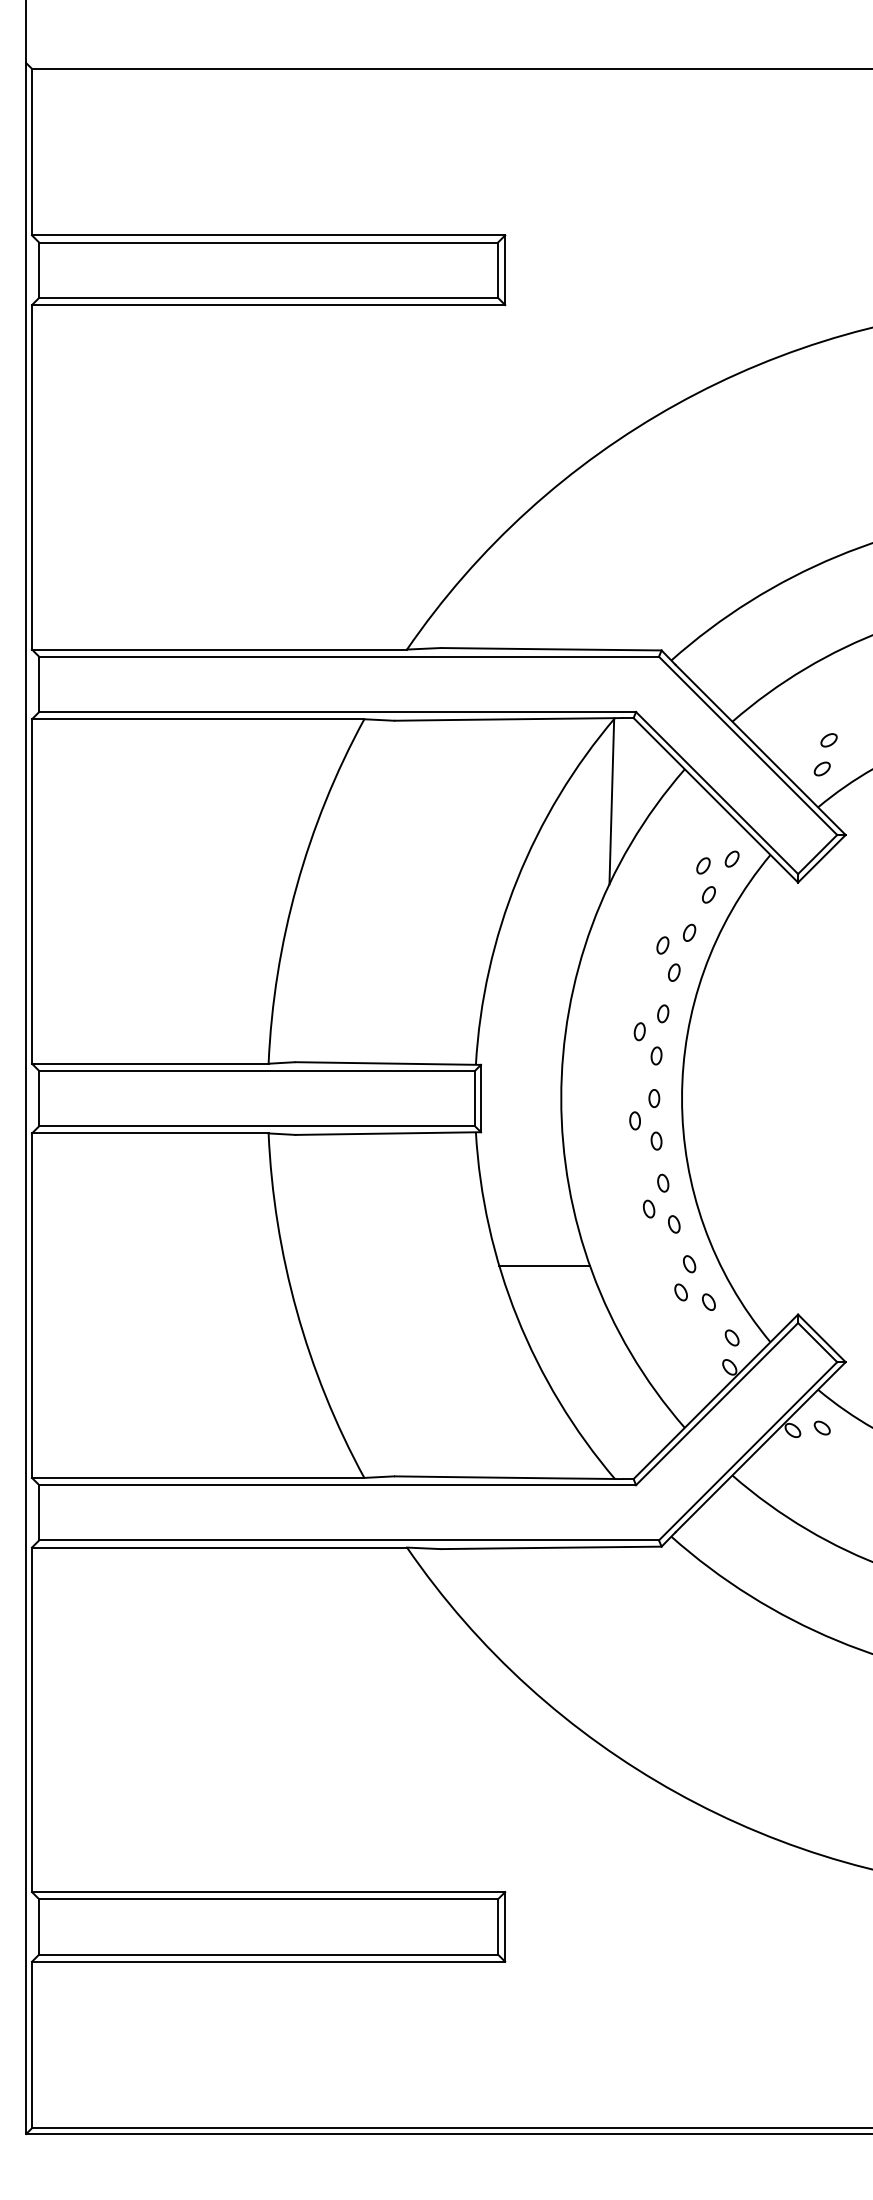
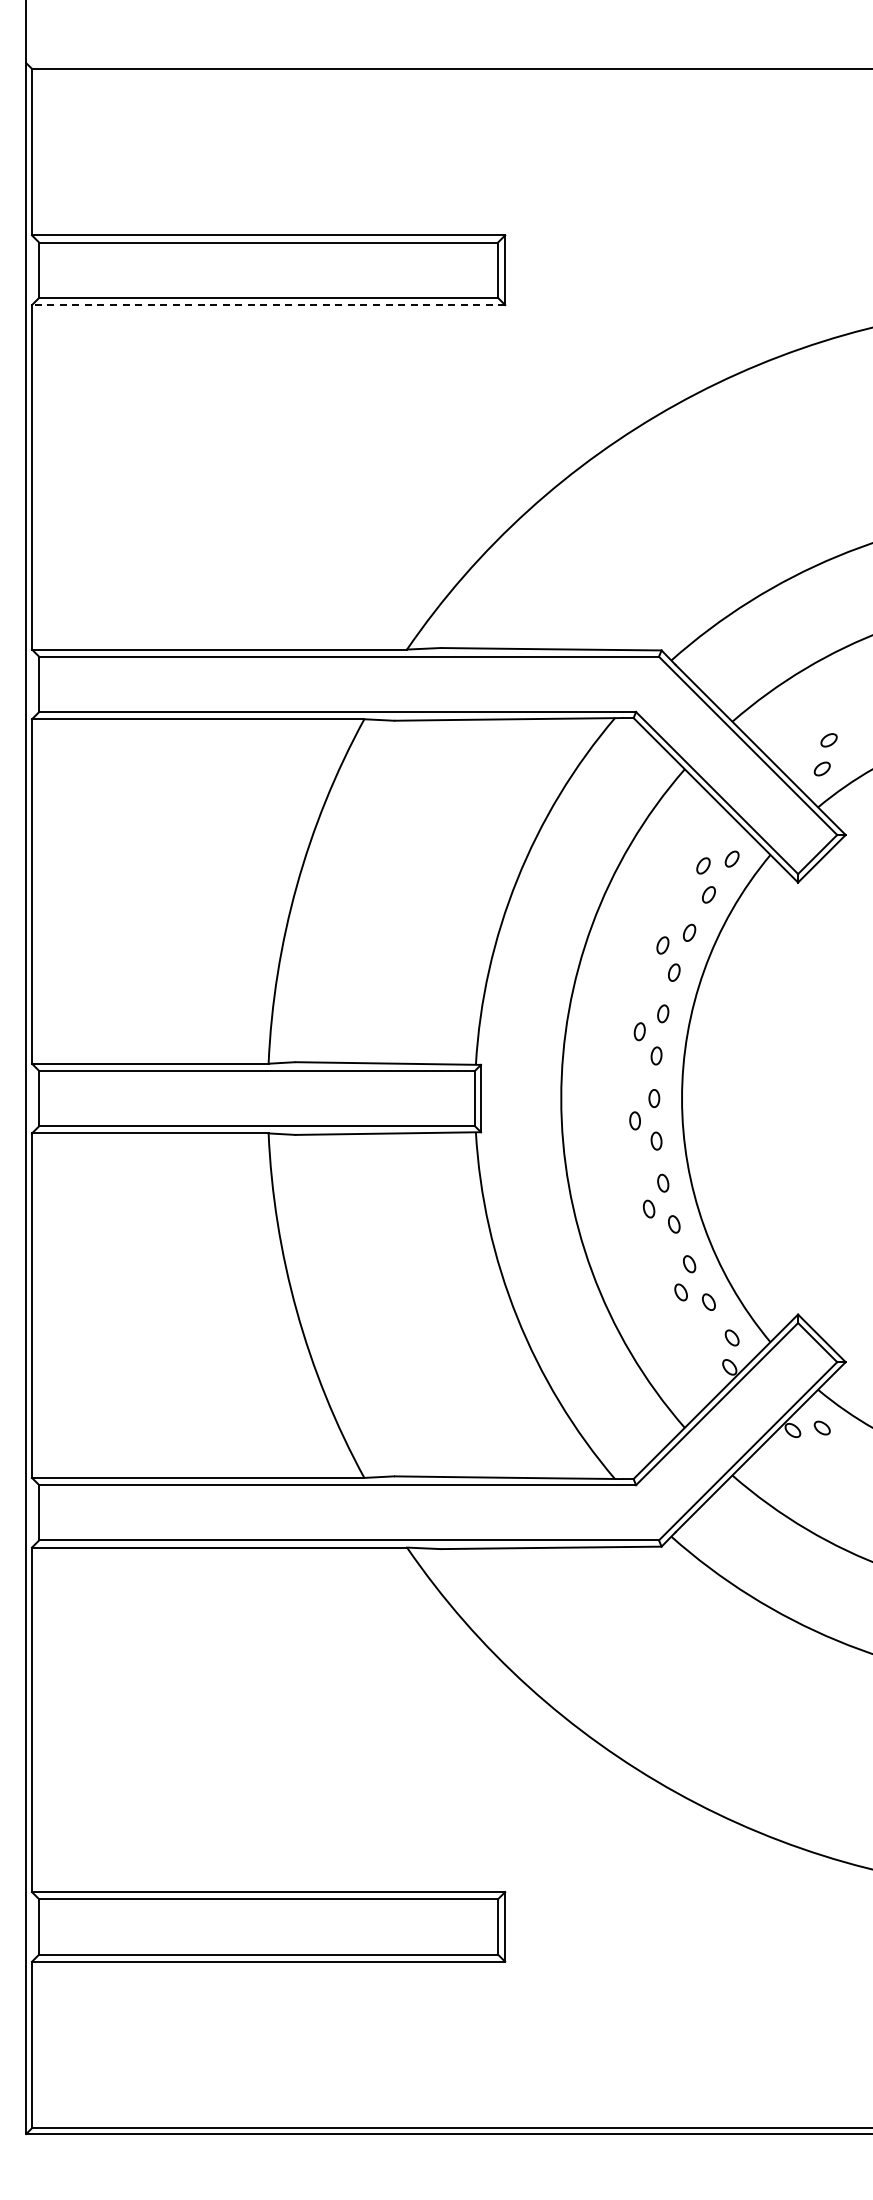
line: solid -> dashed (268, 305)
line: present -> none (611, 801)
line: present -> none (544, 1265)
